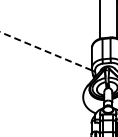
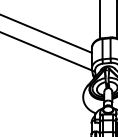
line: none -> present (46, 33)
line: dashed -> solid (46, 51)
